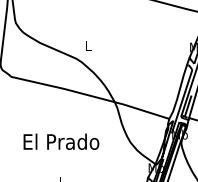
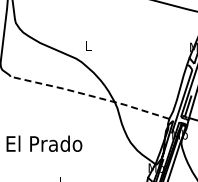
line: solid -> dashed (90, 95)
text position: (61, 141) -> (44, 143) (44, 143)
